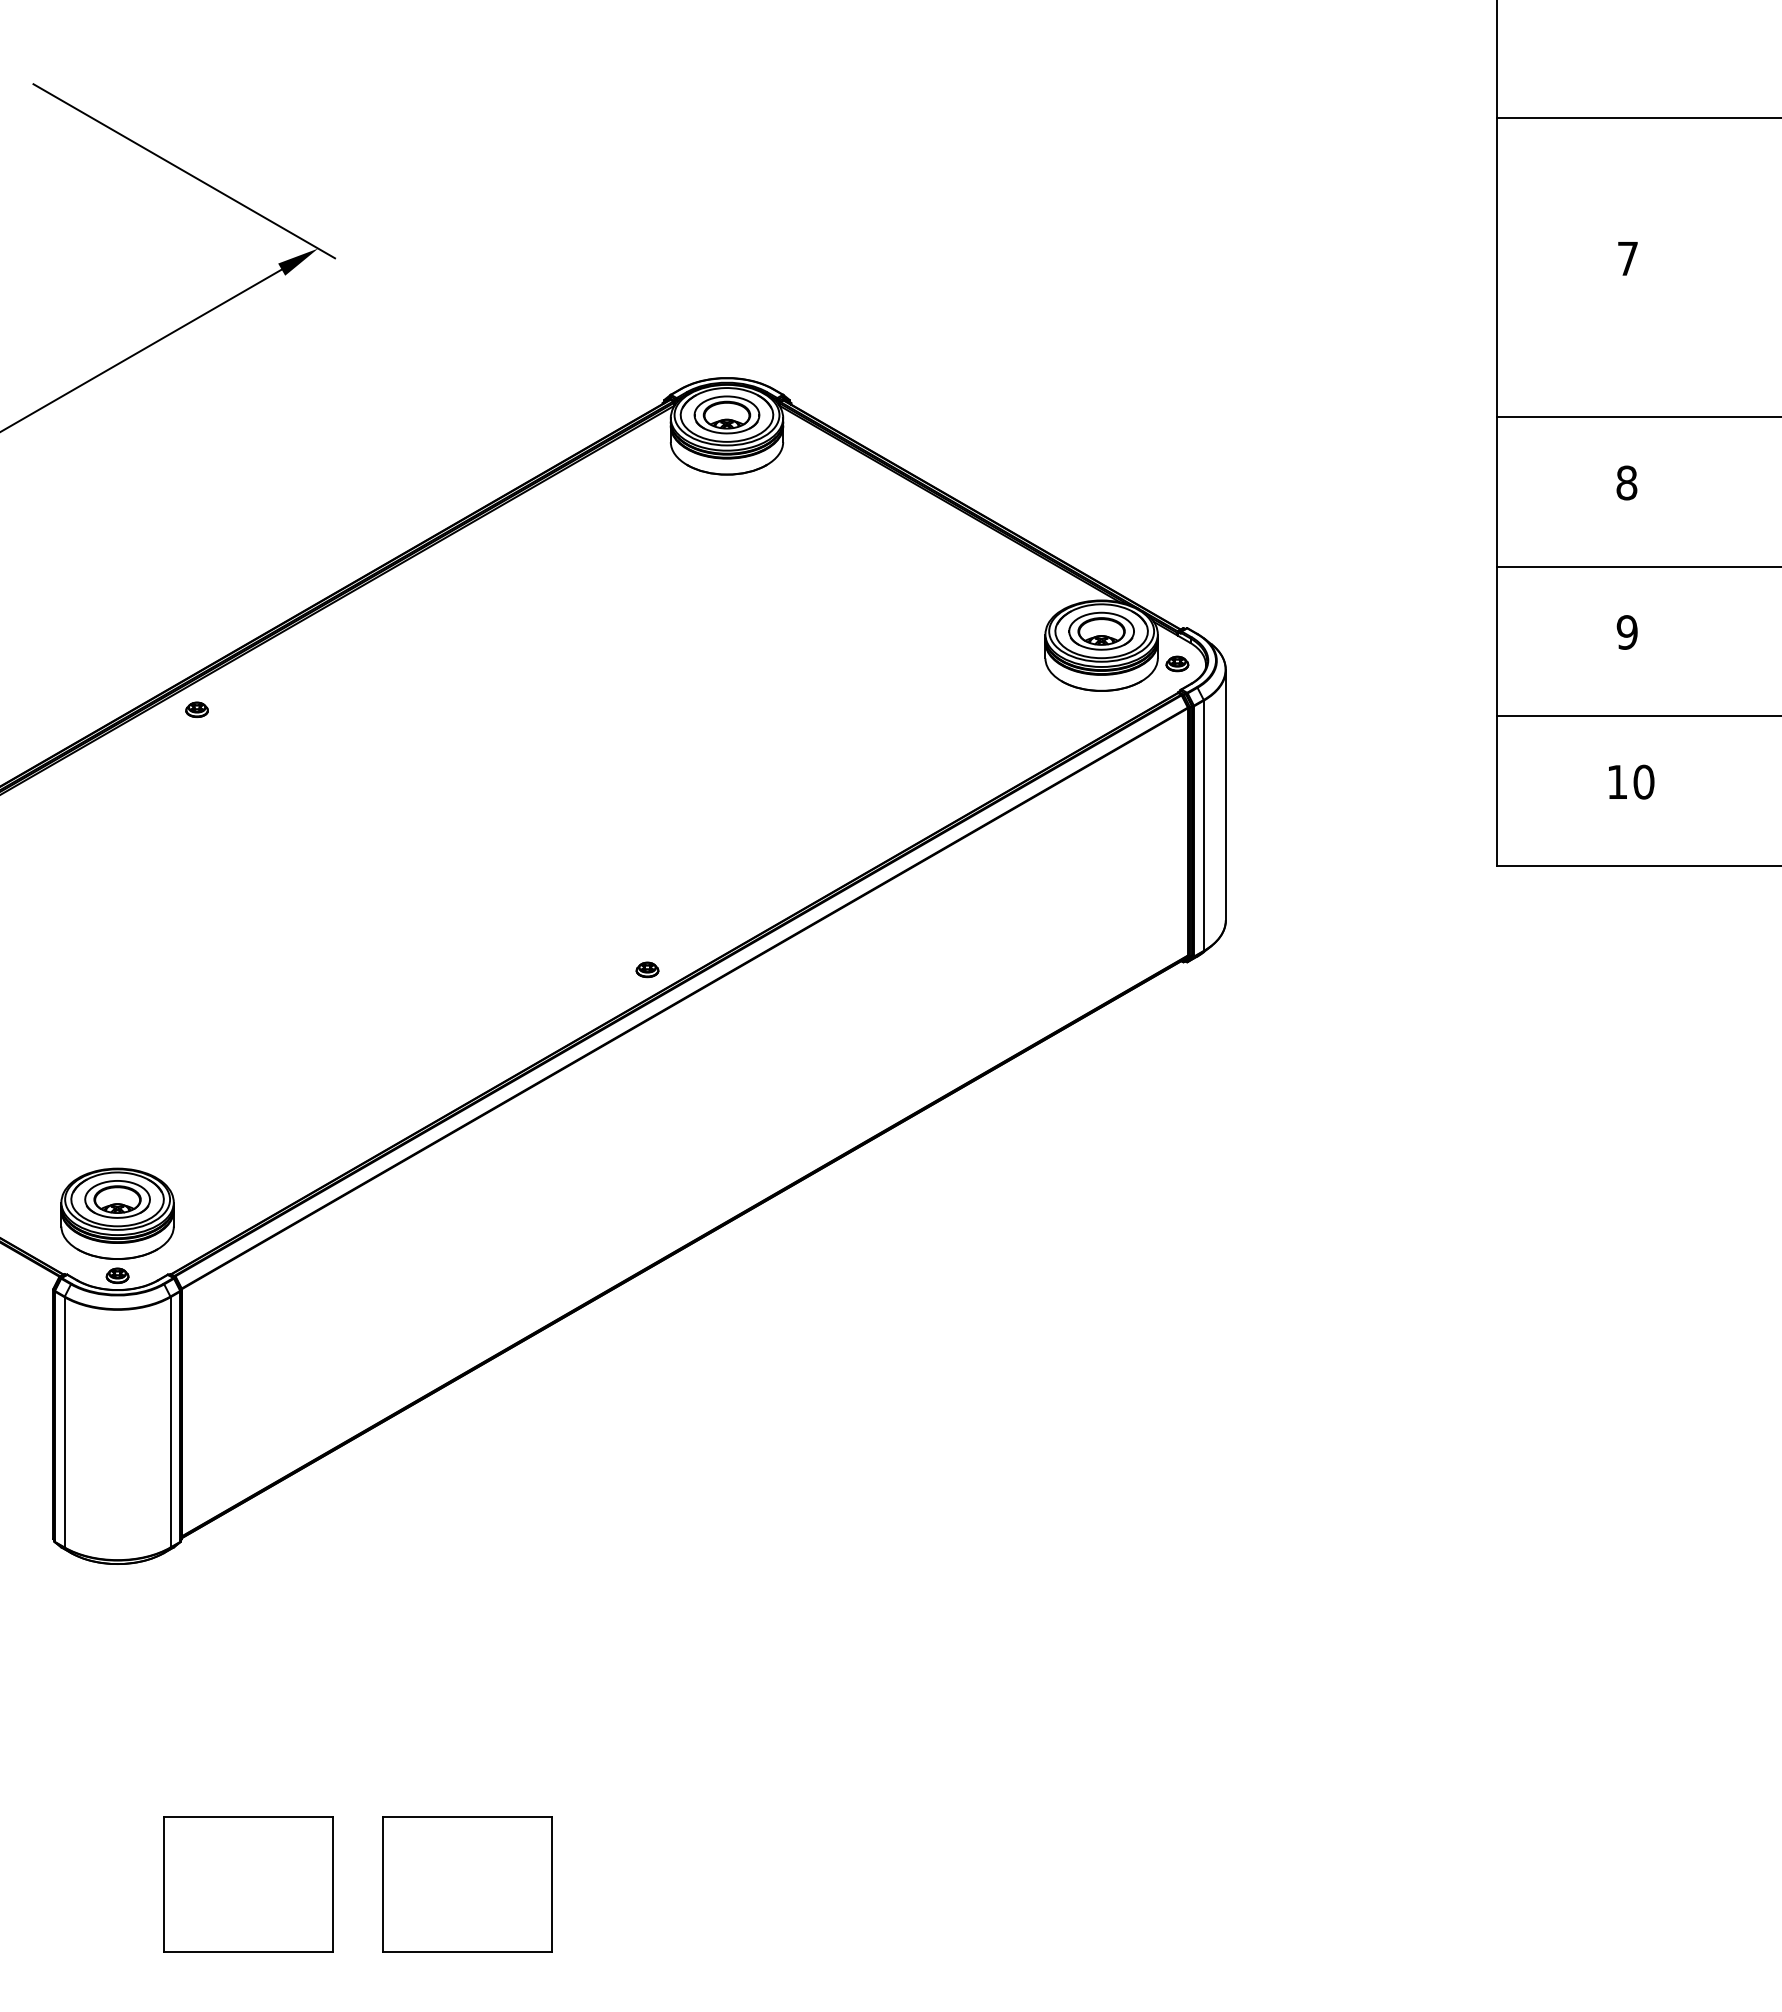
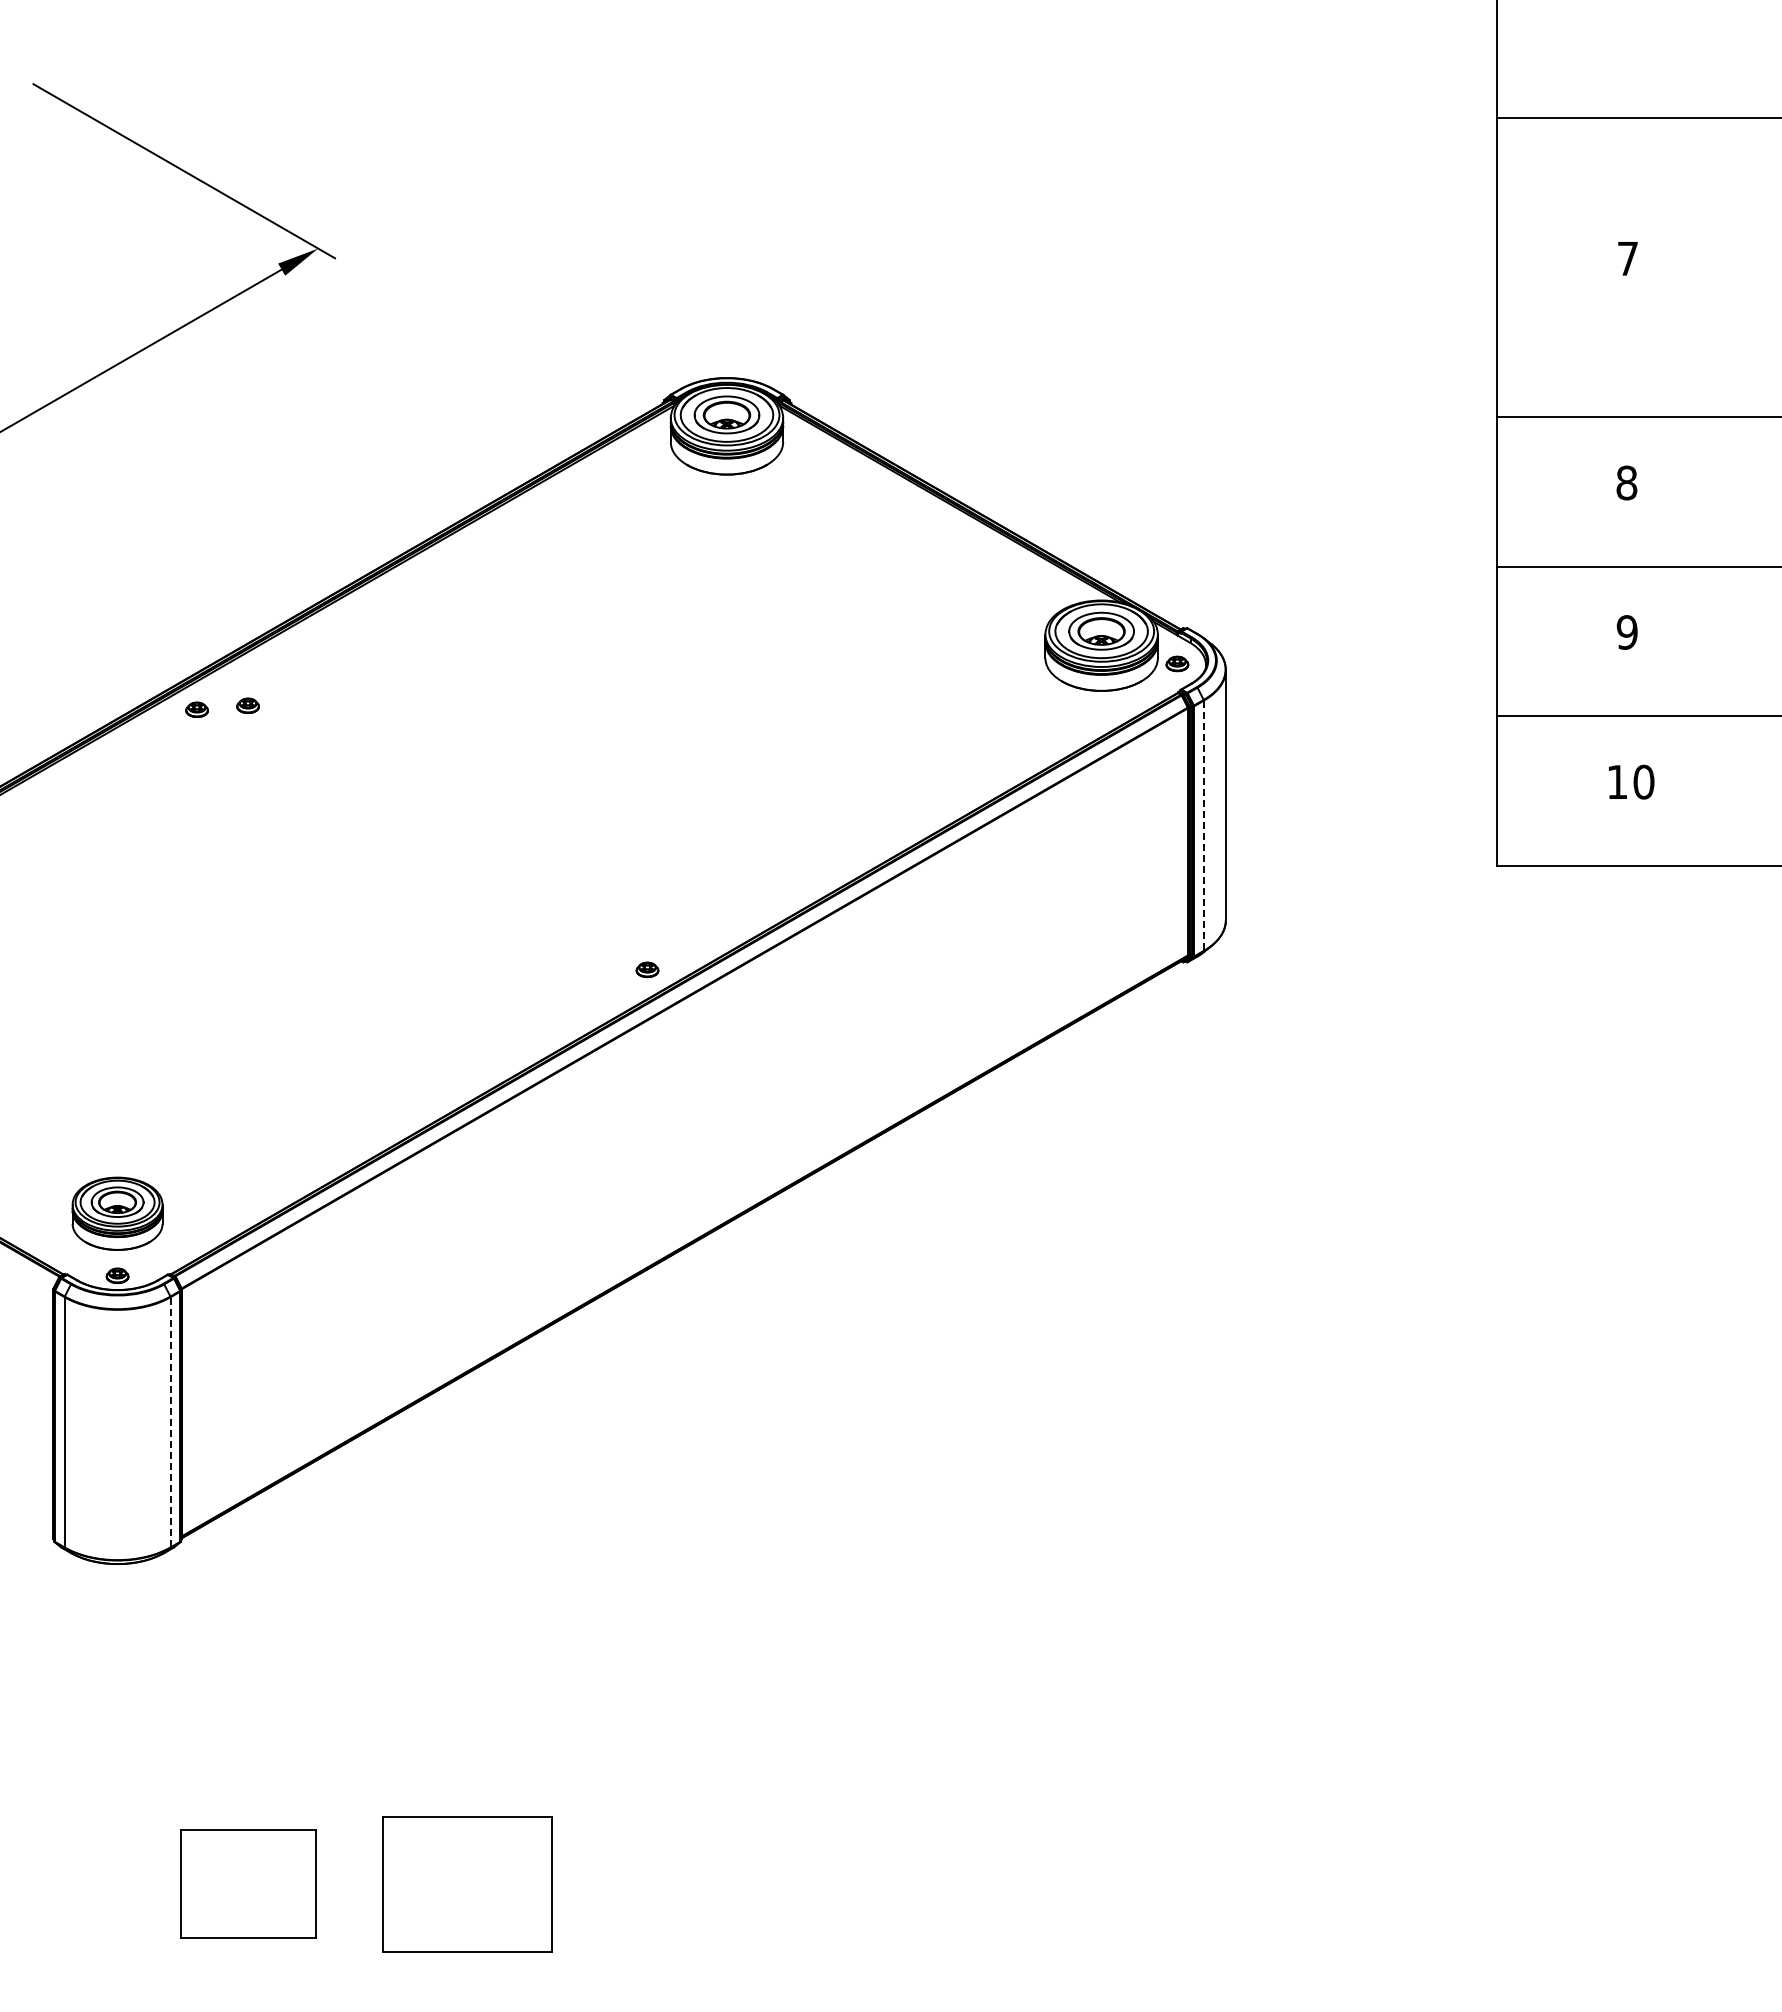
part: none -> present (247, 705)
line: solid -> dashed (1203, 826)
part size: 115x93 px -> 93x75 px (117, 1213)
line: solid -> dashed (170, 1421)
part size: 171x137 px -> 137x110 px (248, 1883)
